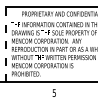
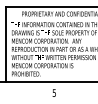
line: dashed -> solid (6, 44)
